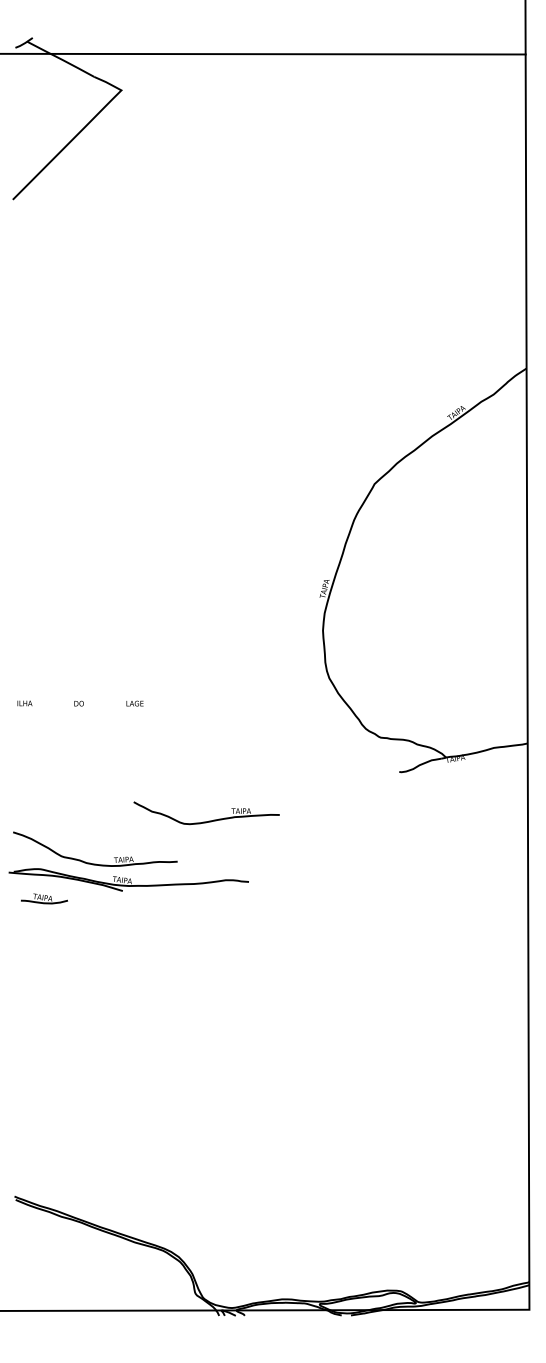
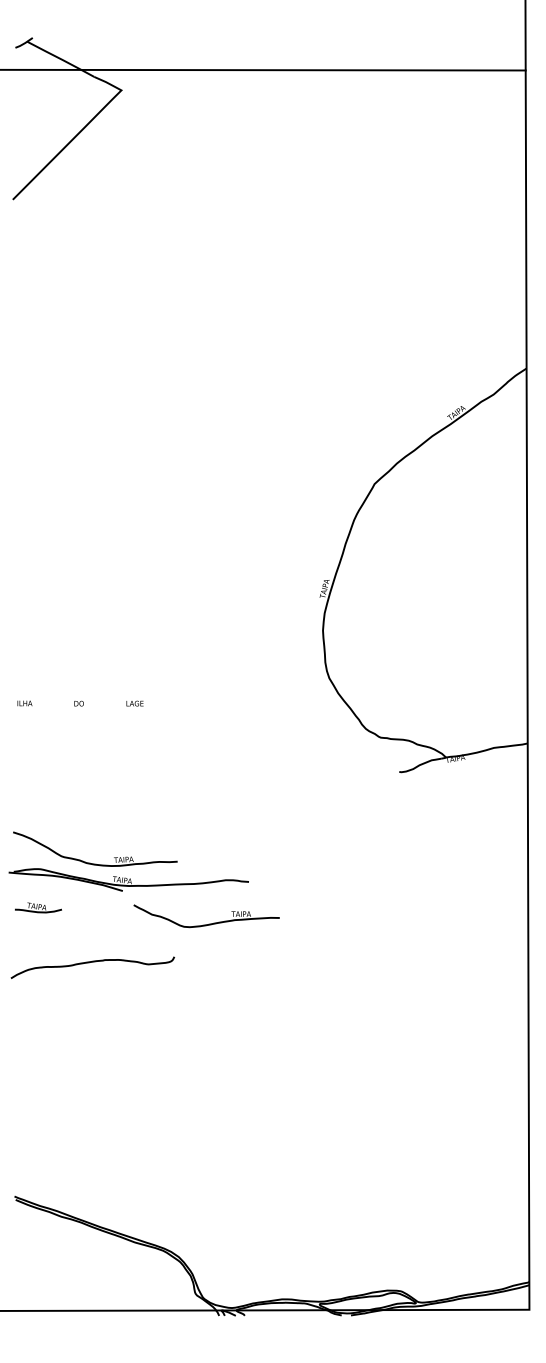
line position: (263, 53) -> (263, 69) (263, 69)
part position: (209, 820) -> (209, 923) (209, 923)
part position: (44, 898) -> (38, 907) (38, 907)
curve: none -> present (92, 962)
